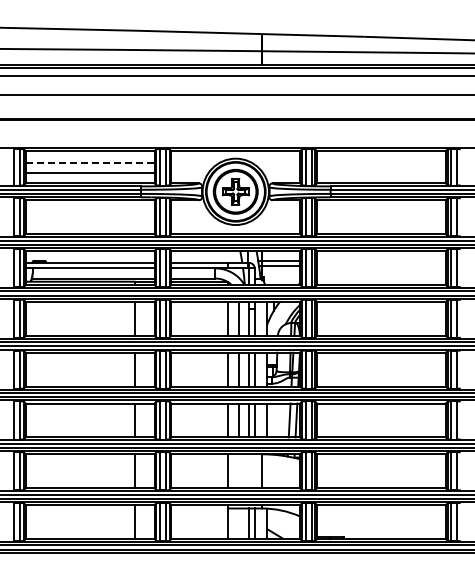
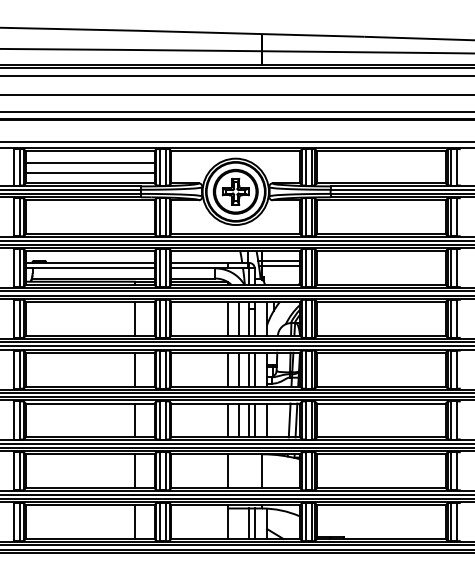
line: none -> present (236, 111)
line: none -> present (236, 141)
line: dashed -> solid (90, 163)
